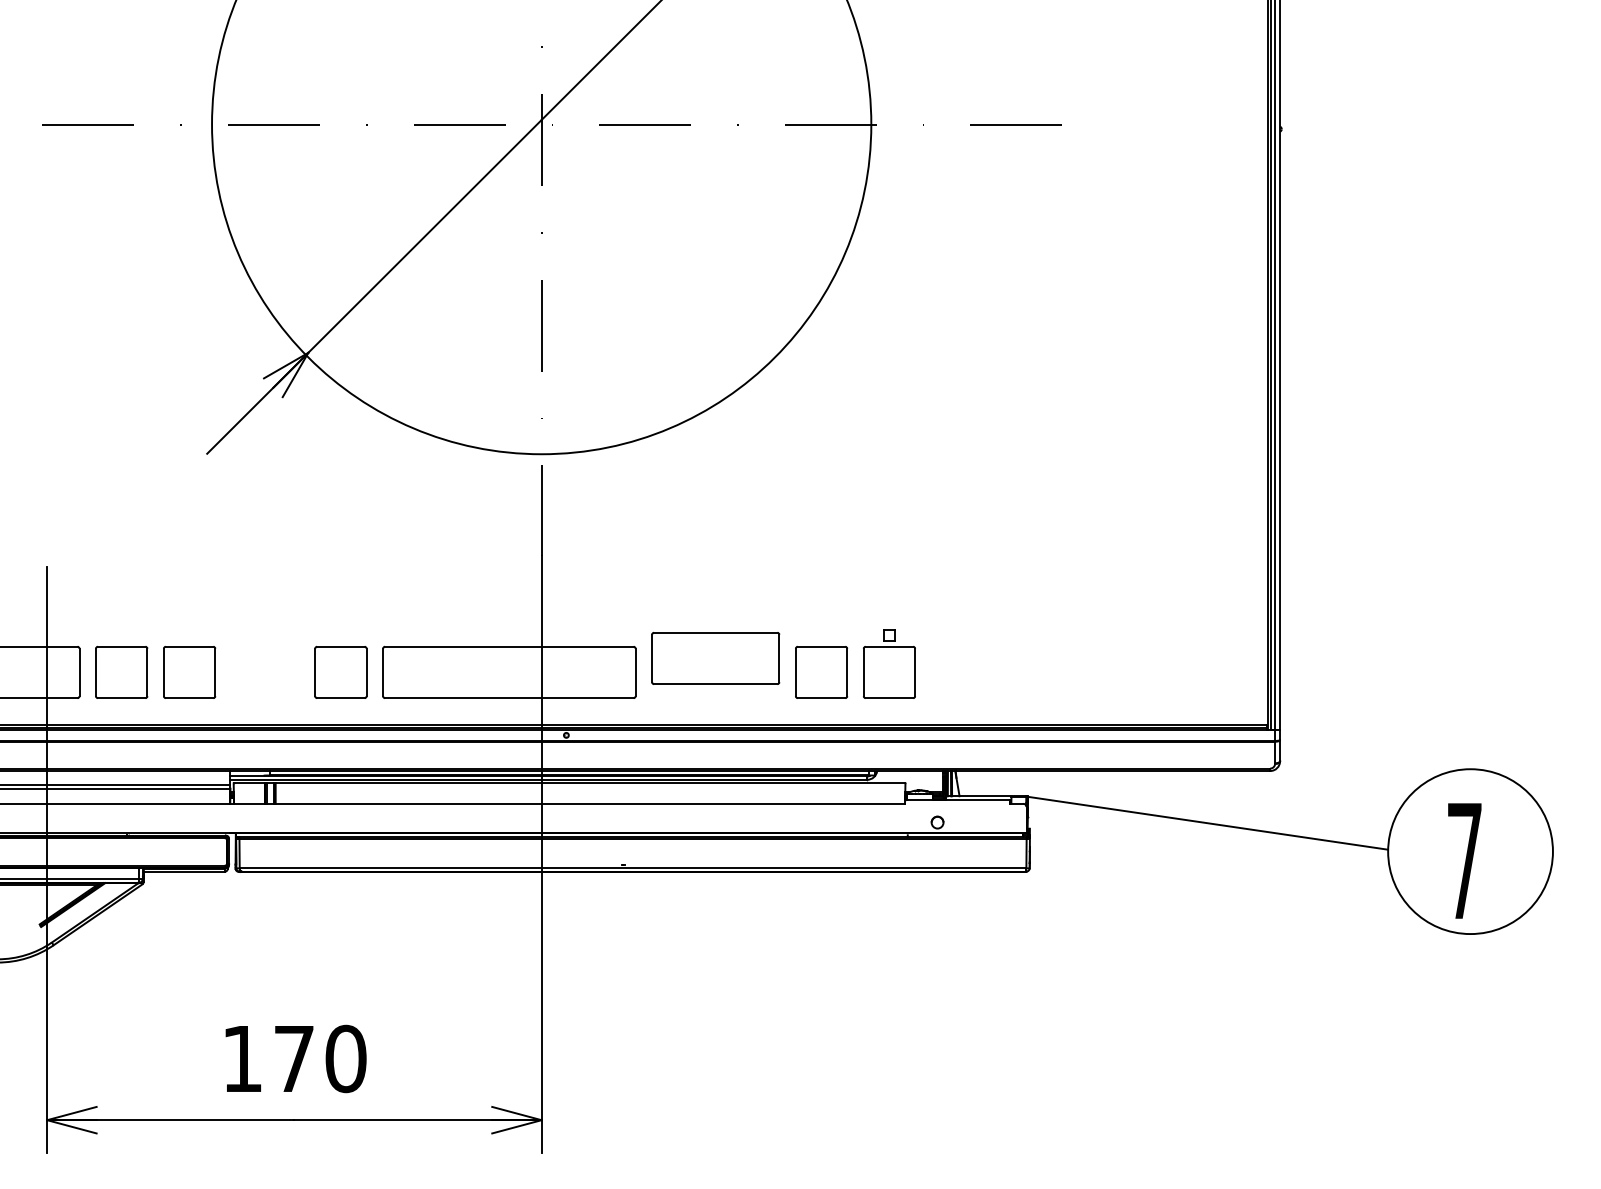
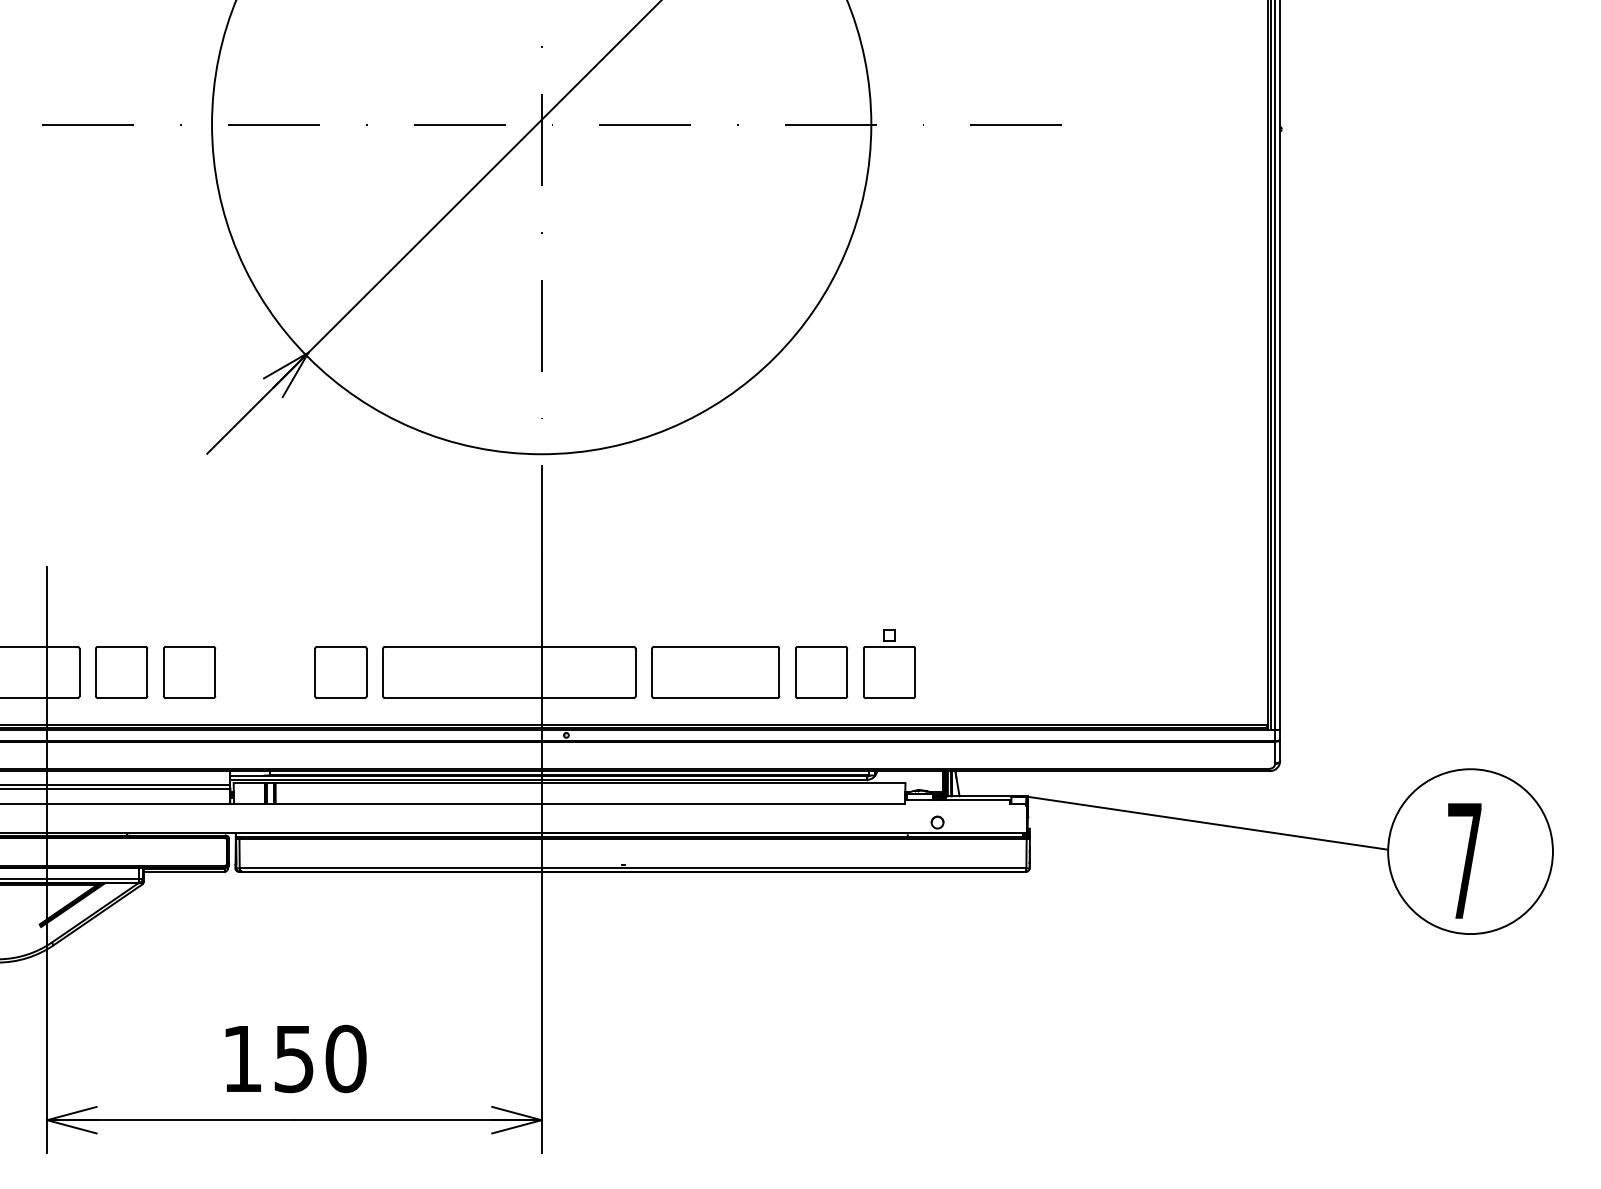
part position: (715, 658) -> (715, 672) (715, 672)
text: 170 -> 150 (293, 1059)
